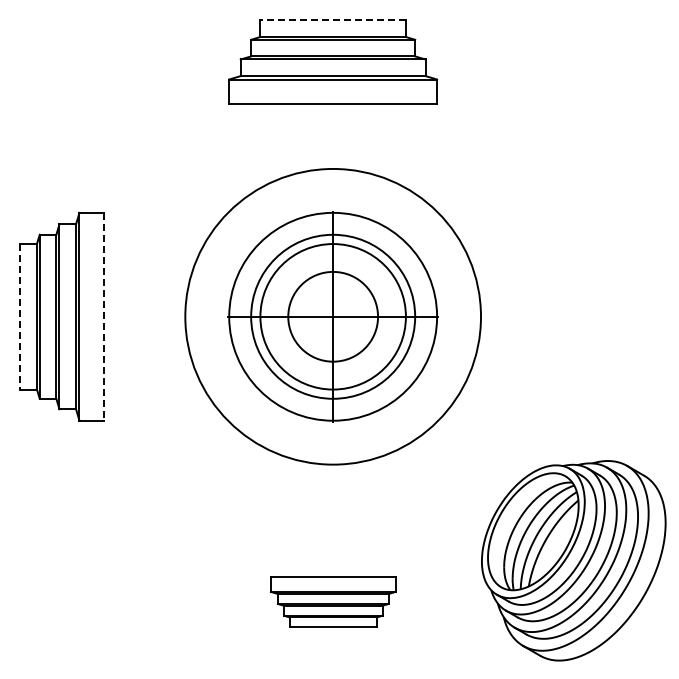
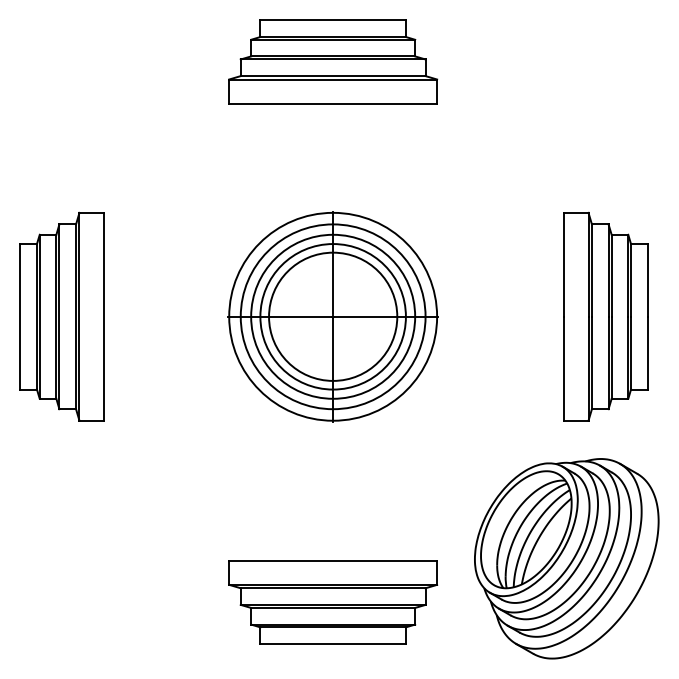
line: dashed -> solid (333, 20)
line: dashed -> solid (20, 316)
line: dashed -> solid (103, 316)
circle diameter: 296 px -> 185 px (332, 316)
circle diameter: 90 px -> 128 px (333, 316)
part: none -> present (605, 316)
part position: (573, 560) -> (566, 558) (566, 558)
part size: 127x52 px -> 211x85 px (333, 602)
